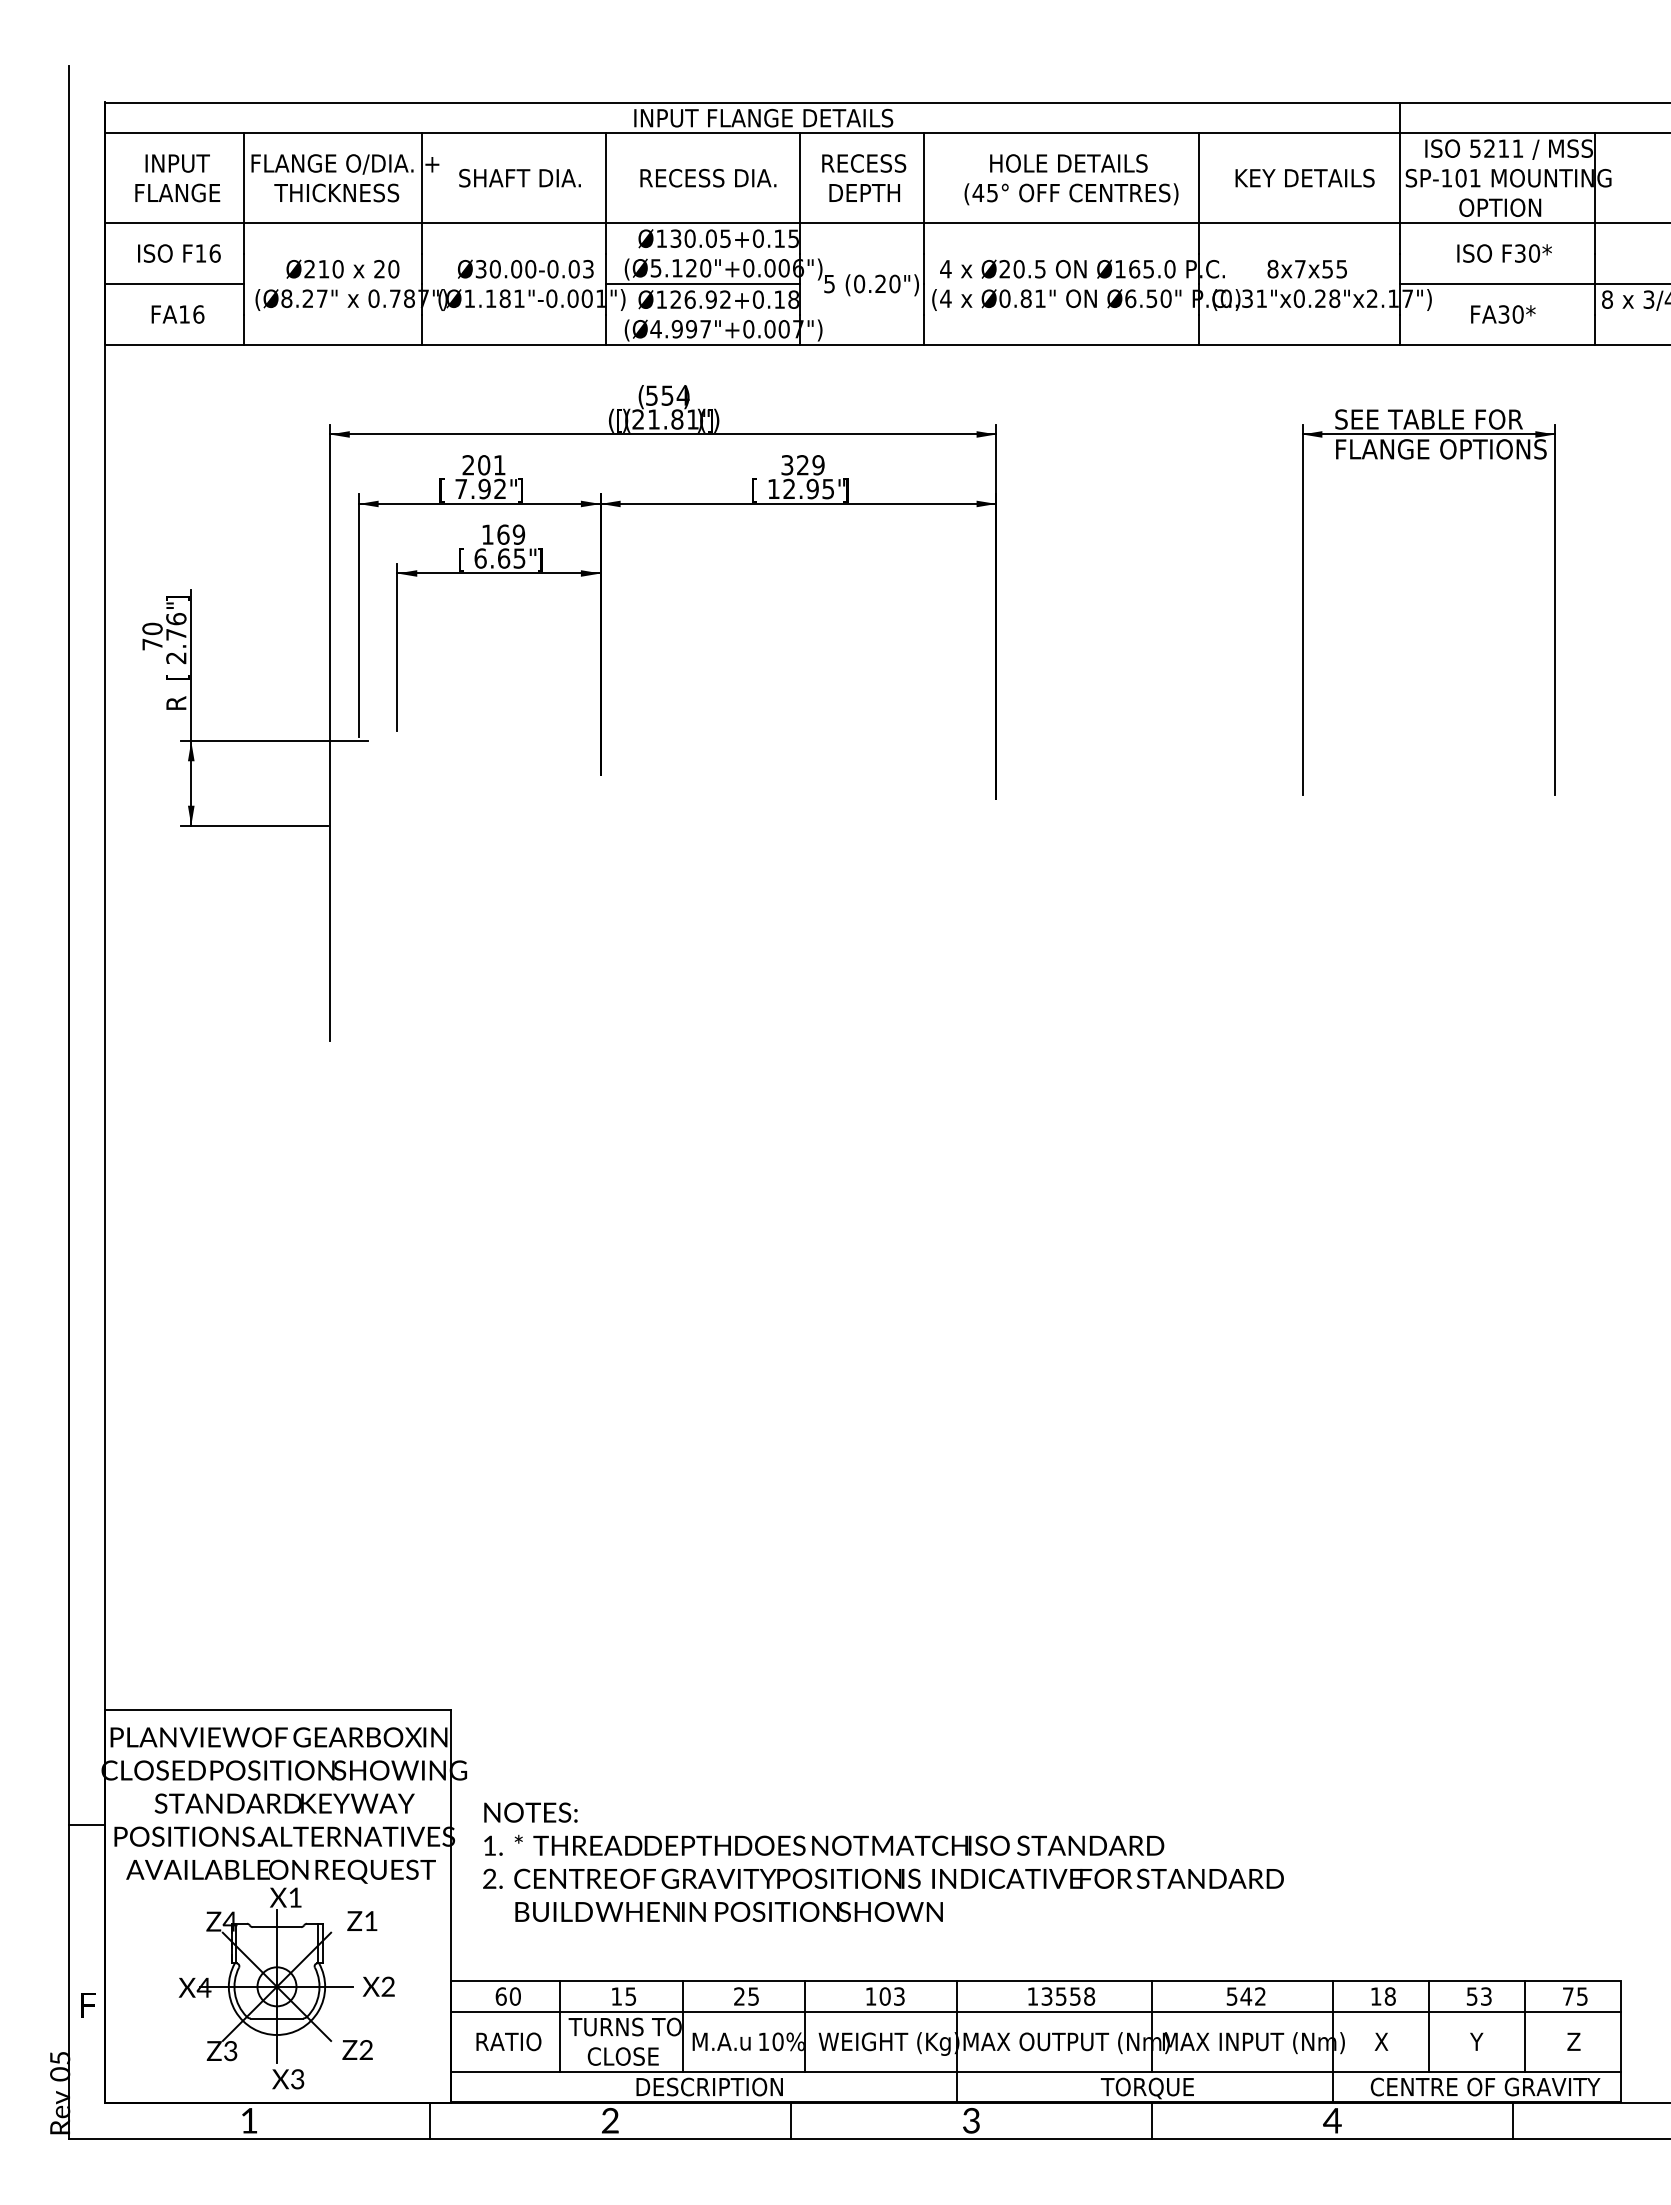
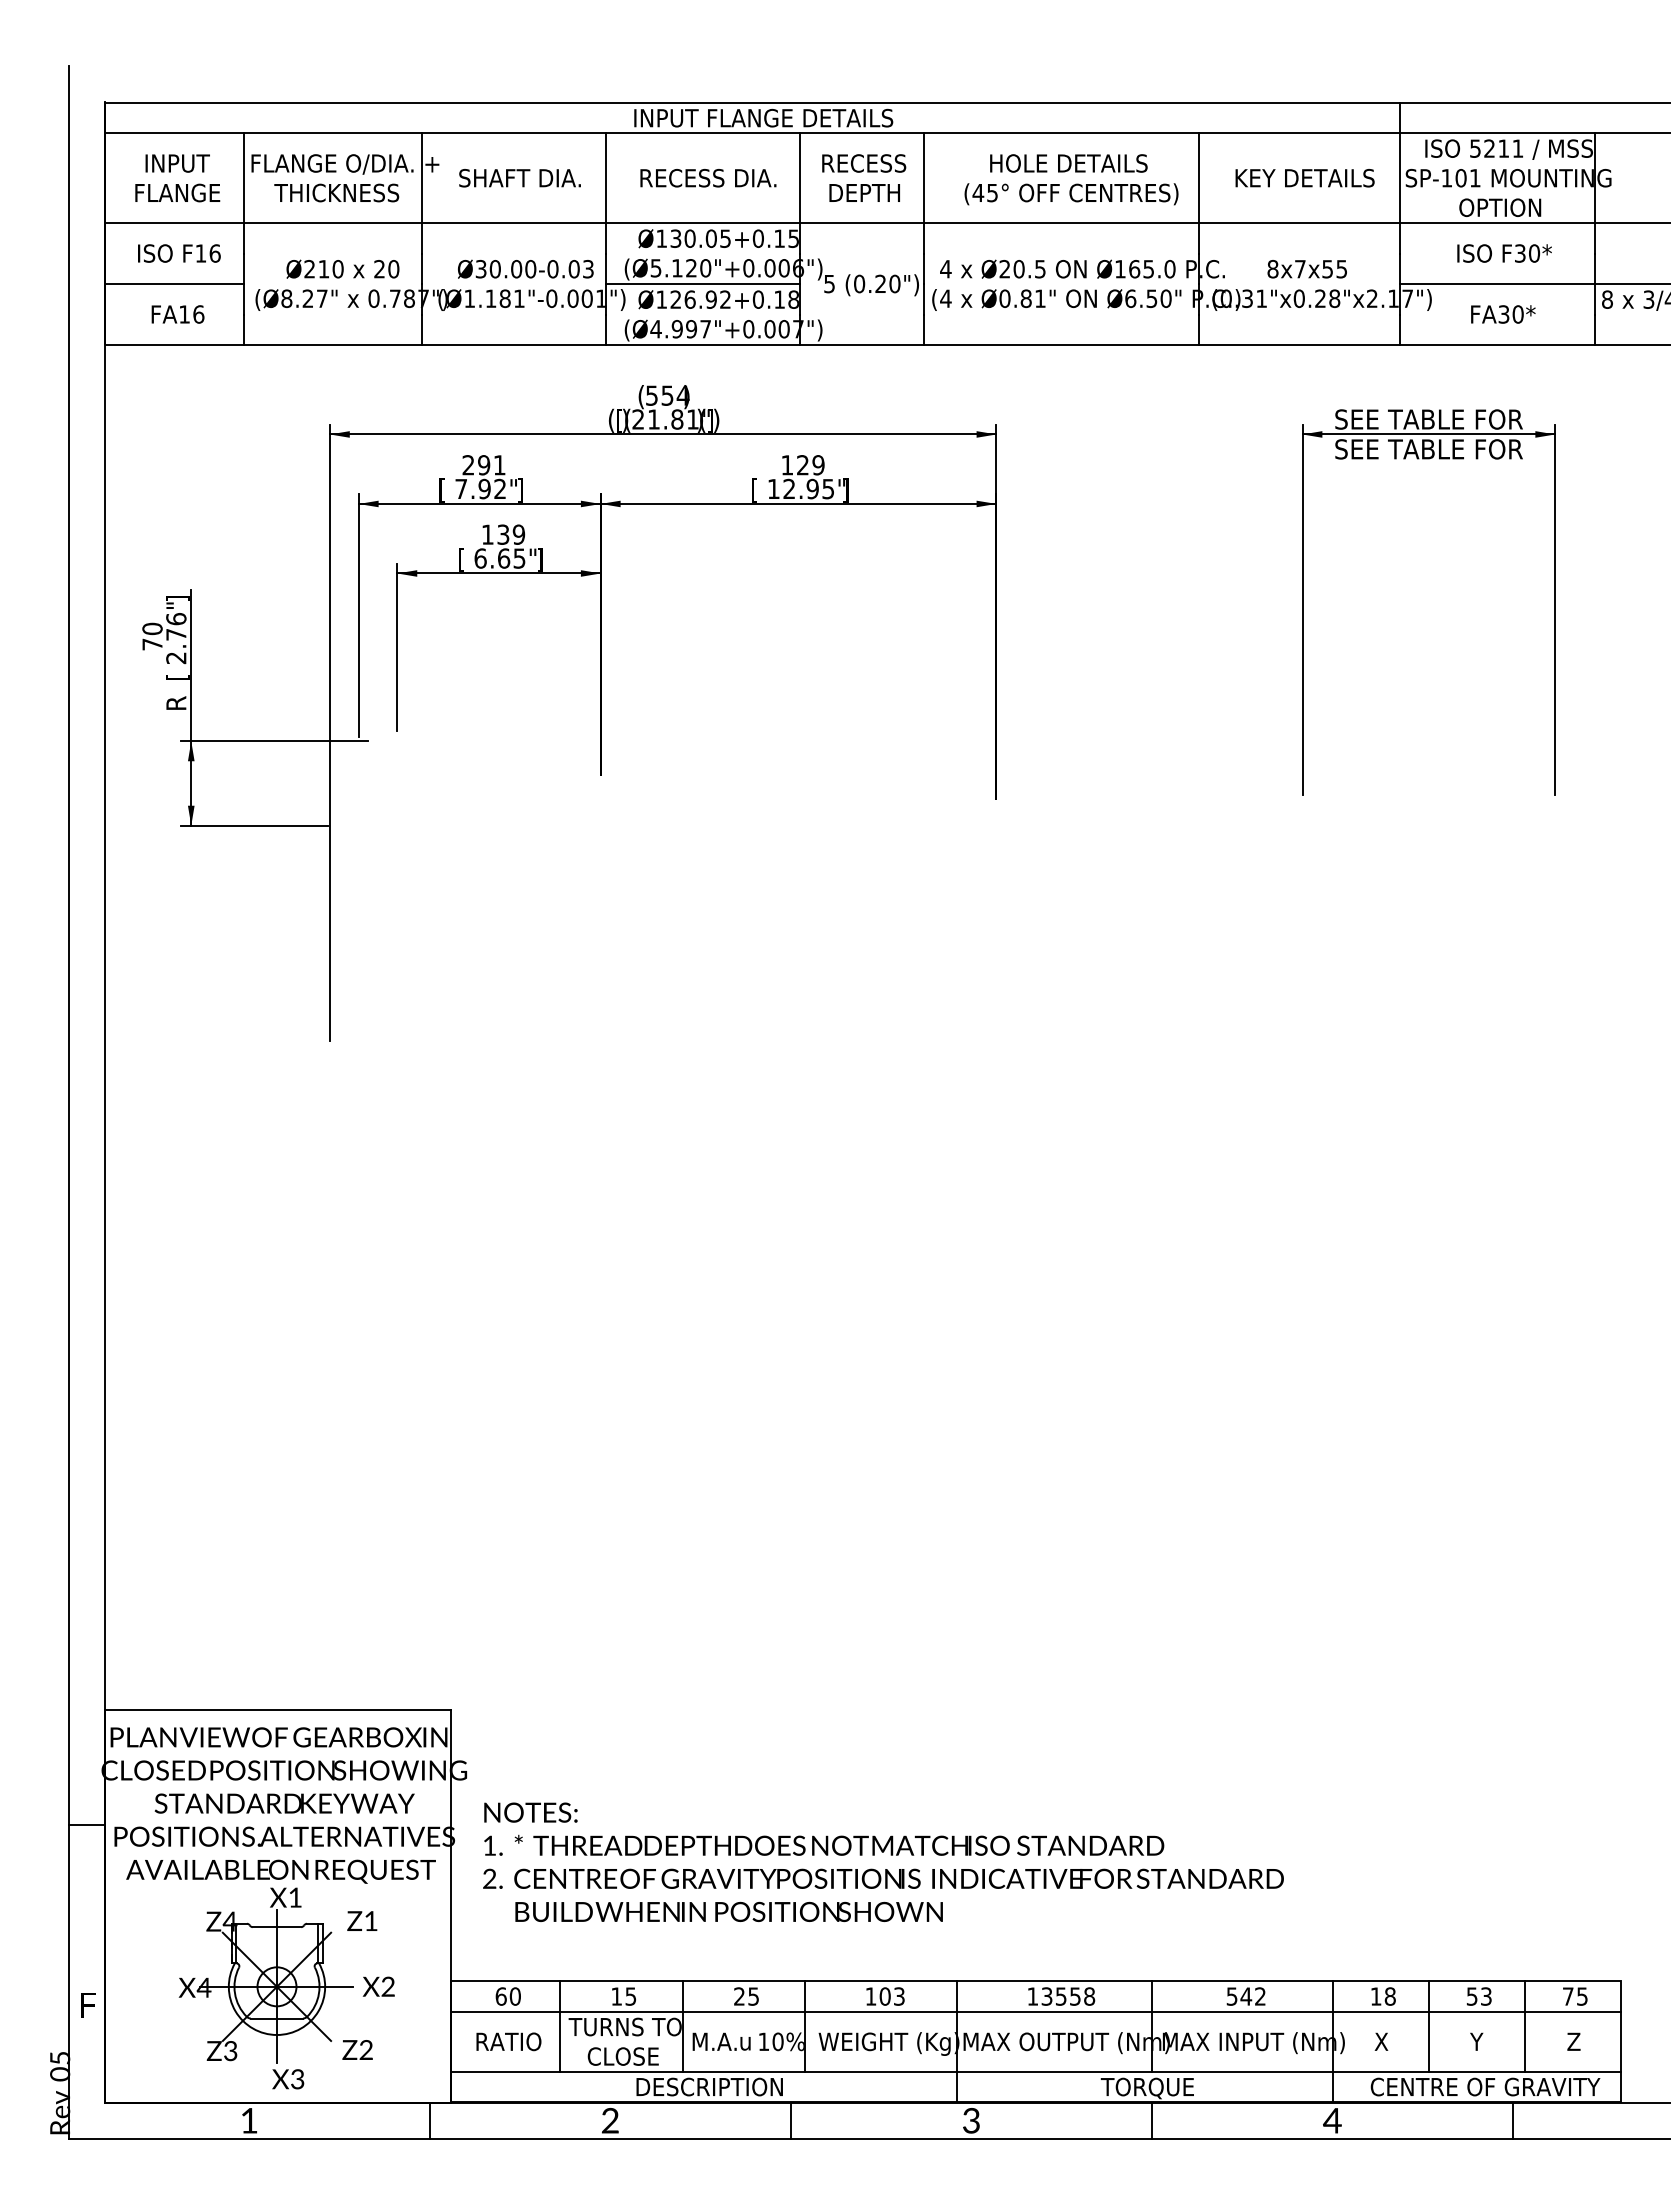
text: FLANGE OPTIONS -> SEE TABLE FOR (1440, 449)
text: 201 -> 291 (484, 465)
text: 329 -> 129 (787, 465)
text: 169 -> 139 (503, 534)
